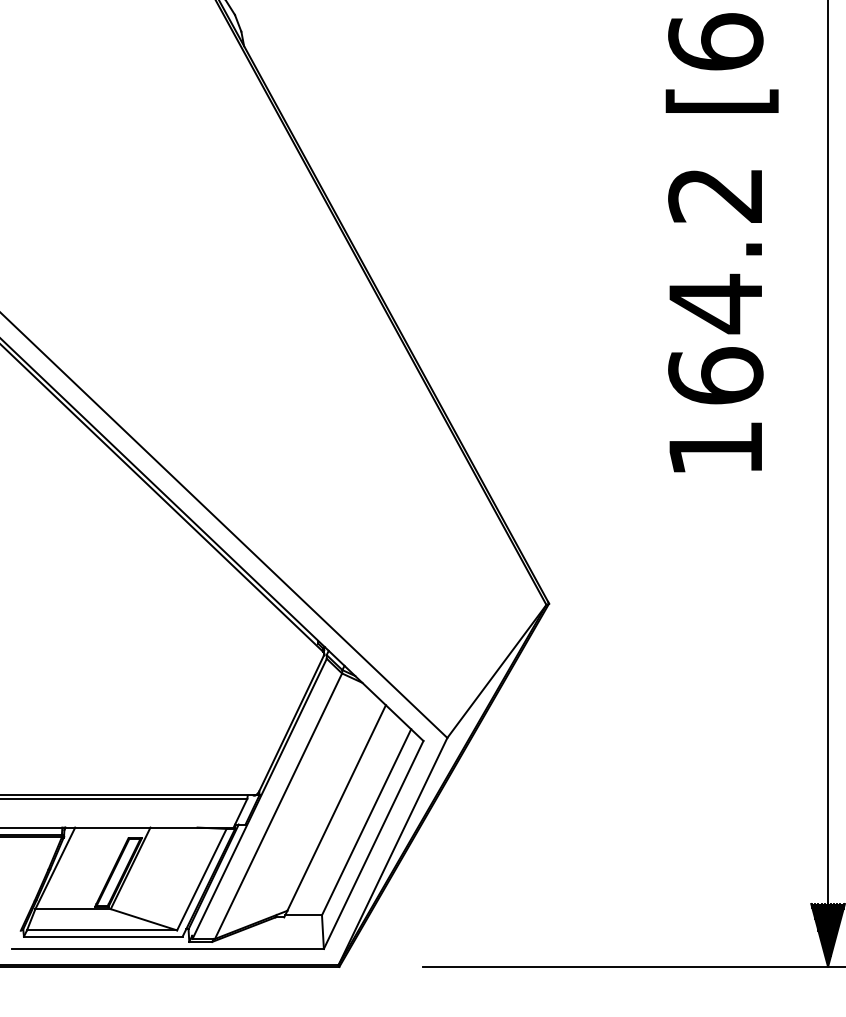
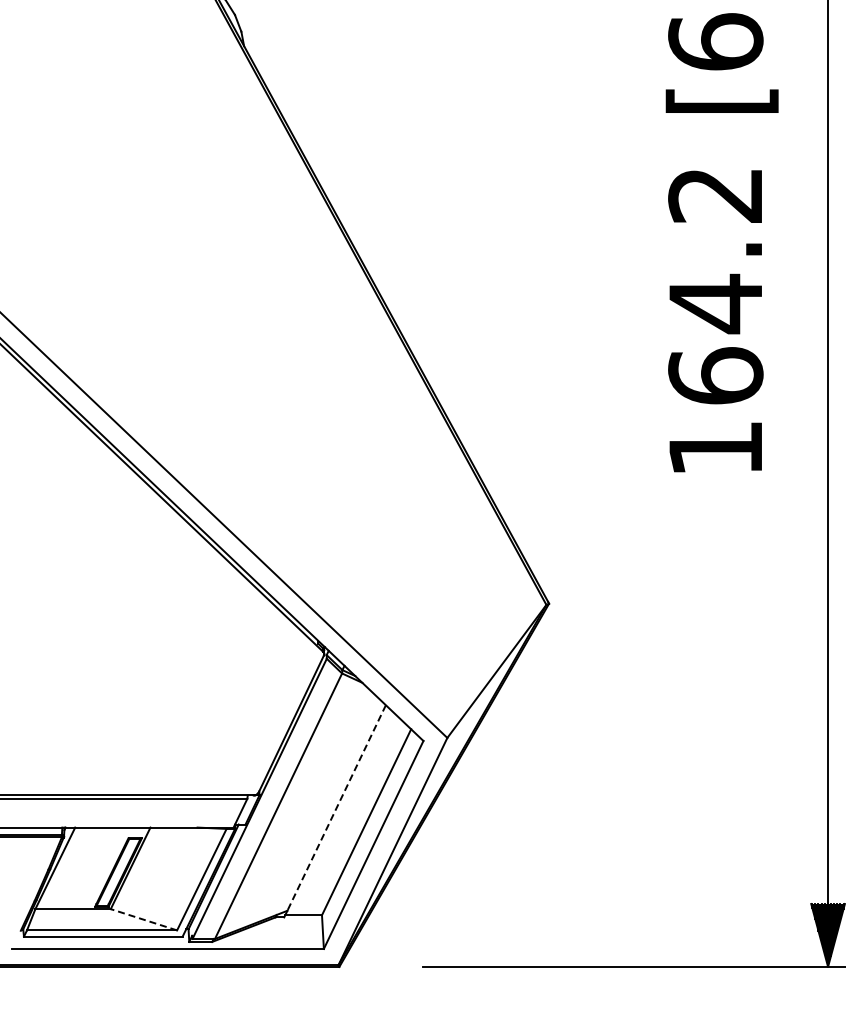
line: solid -> dashed (336, 808)
line: solid -> dashed (143, 919)
